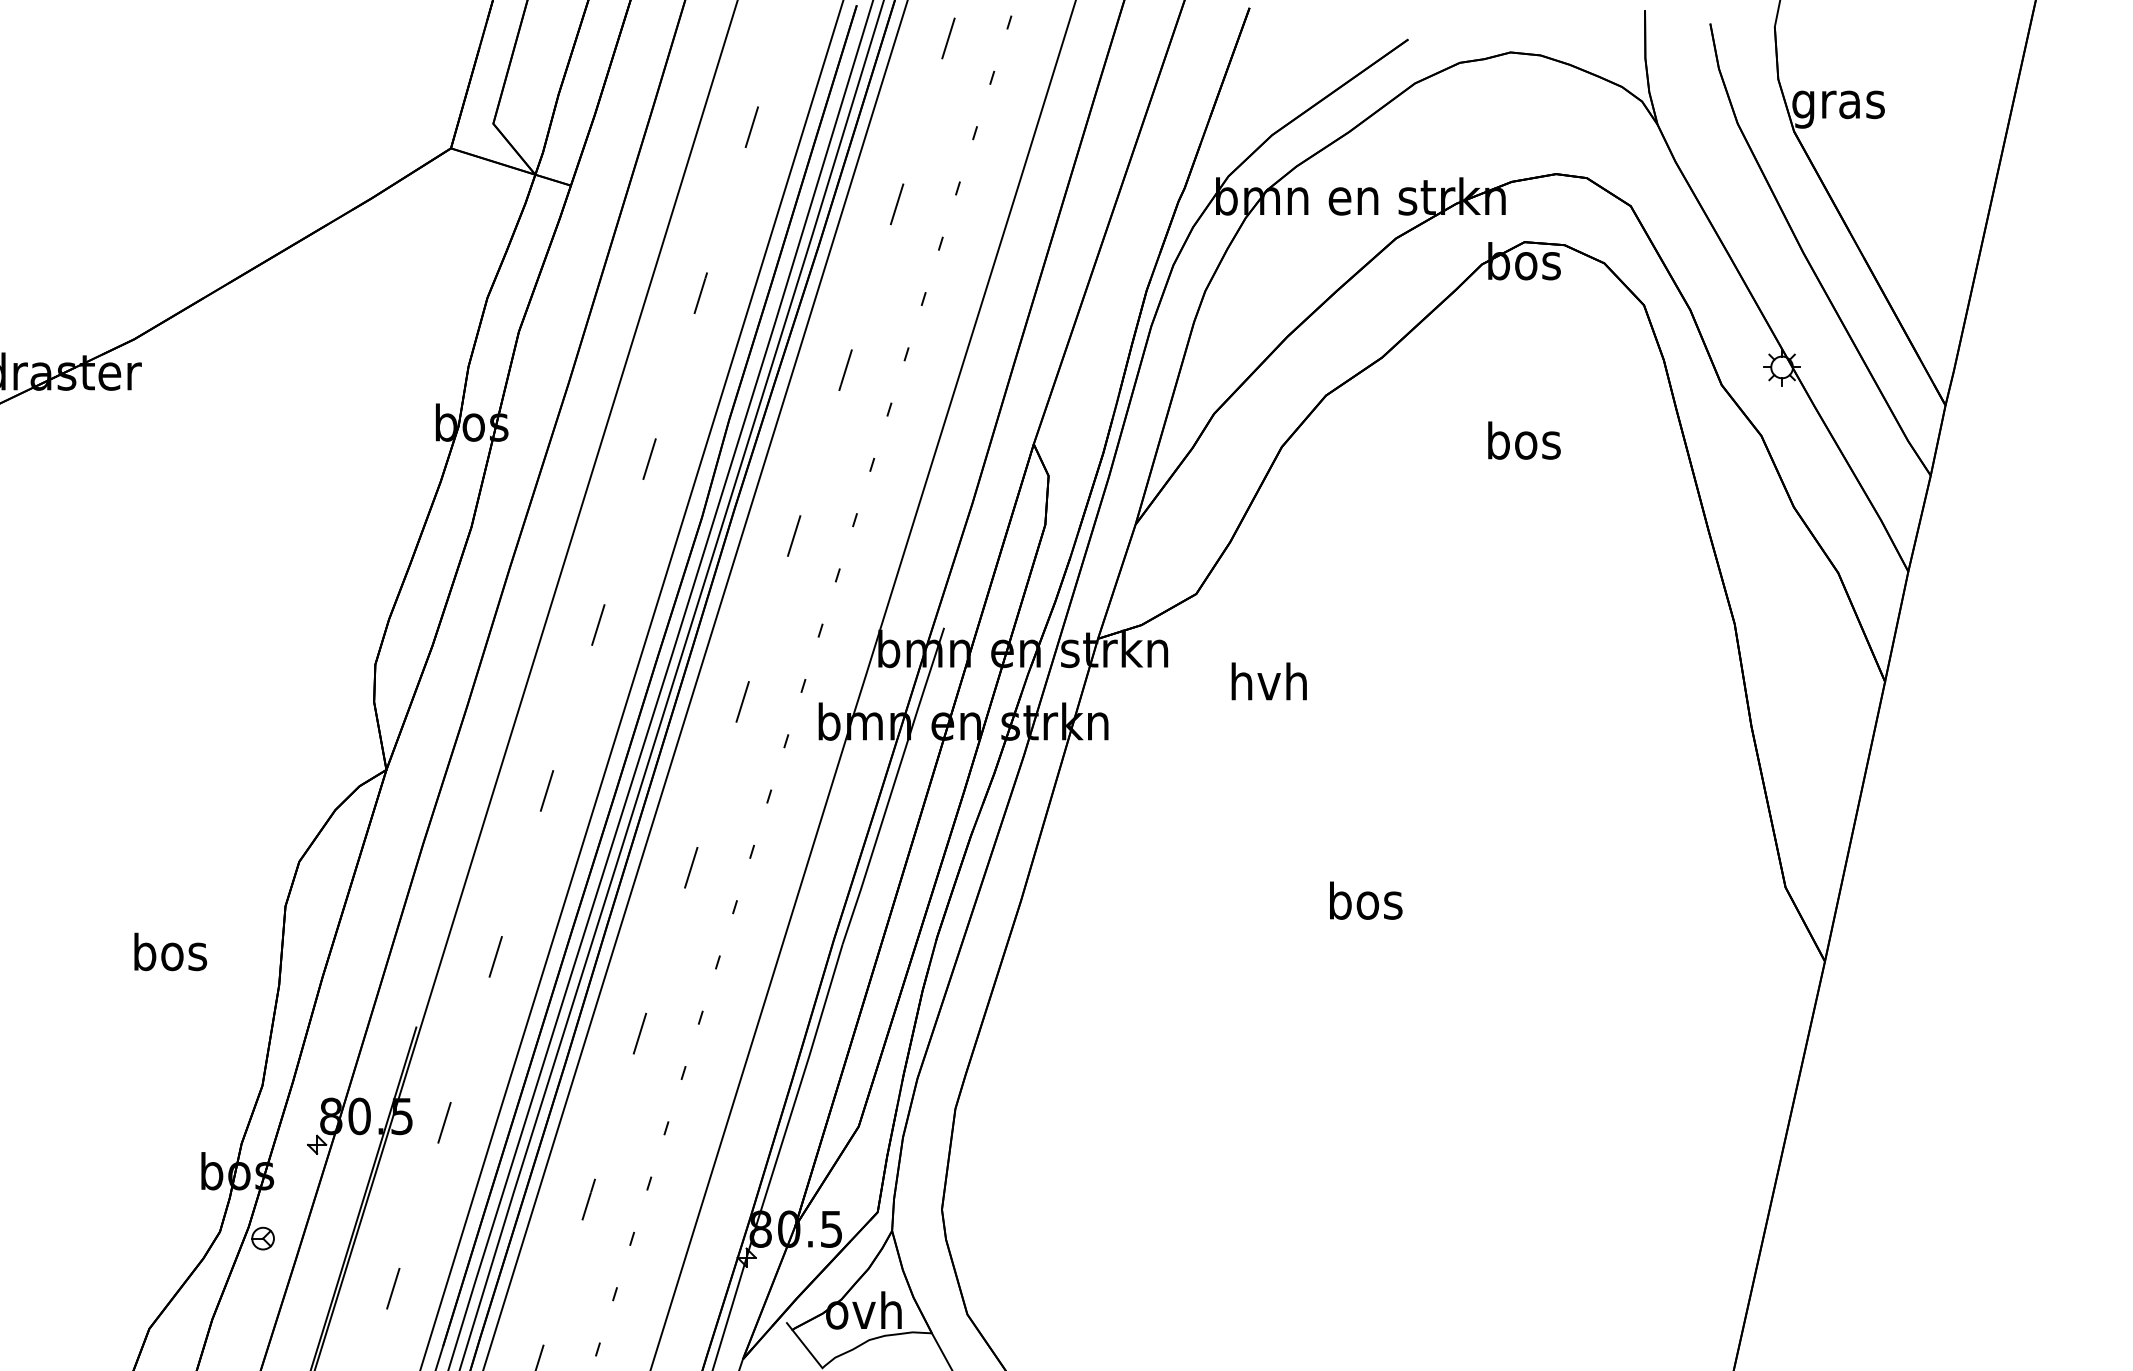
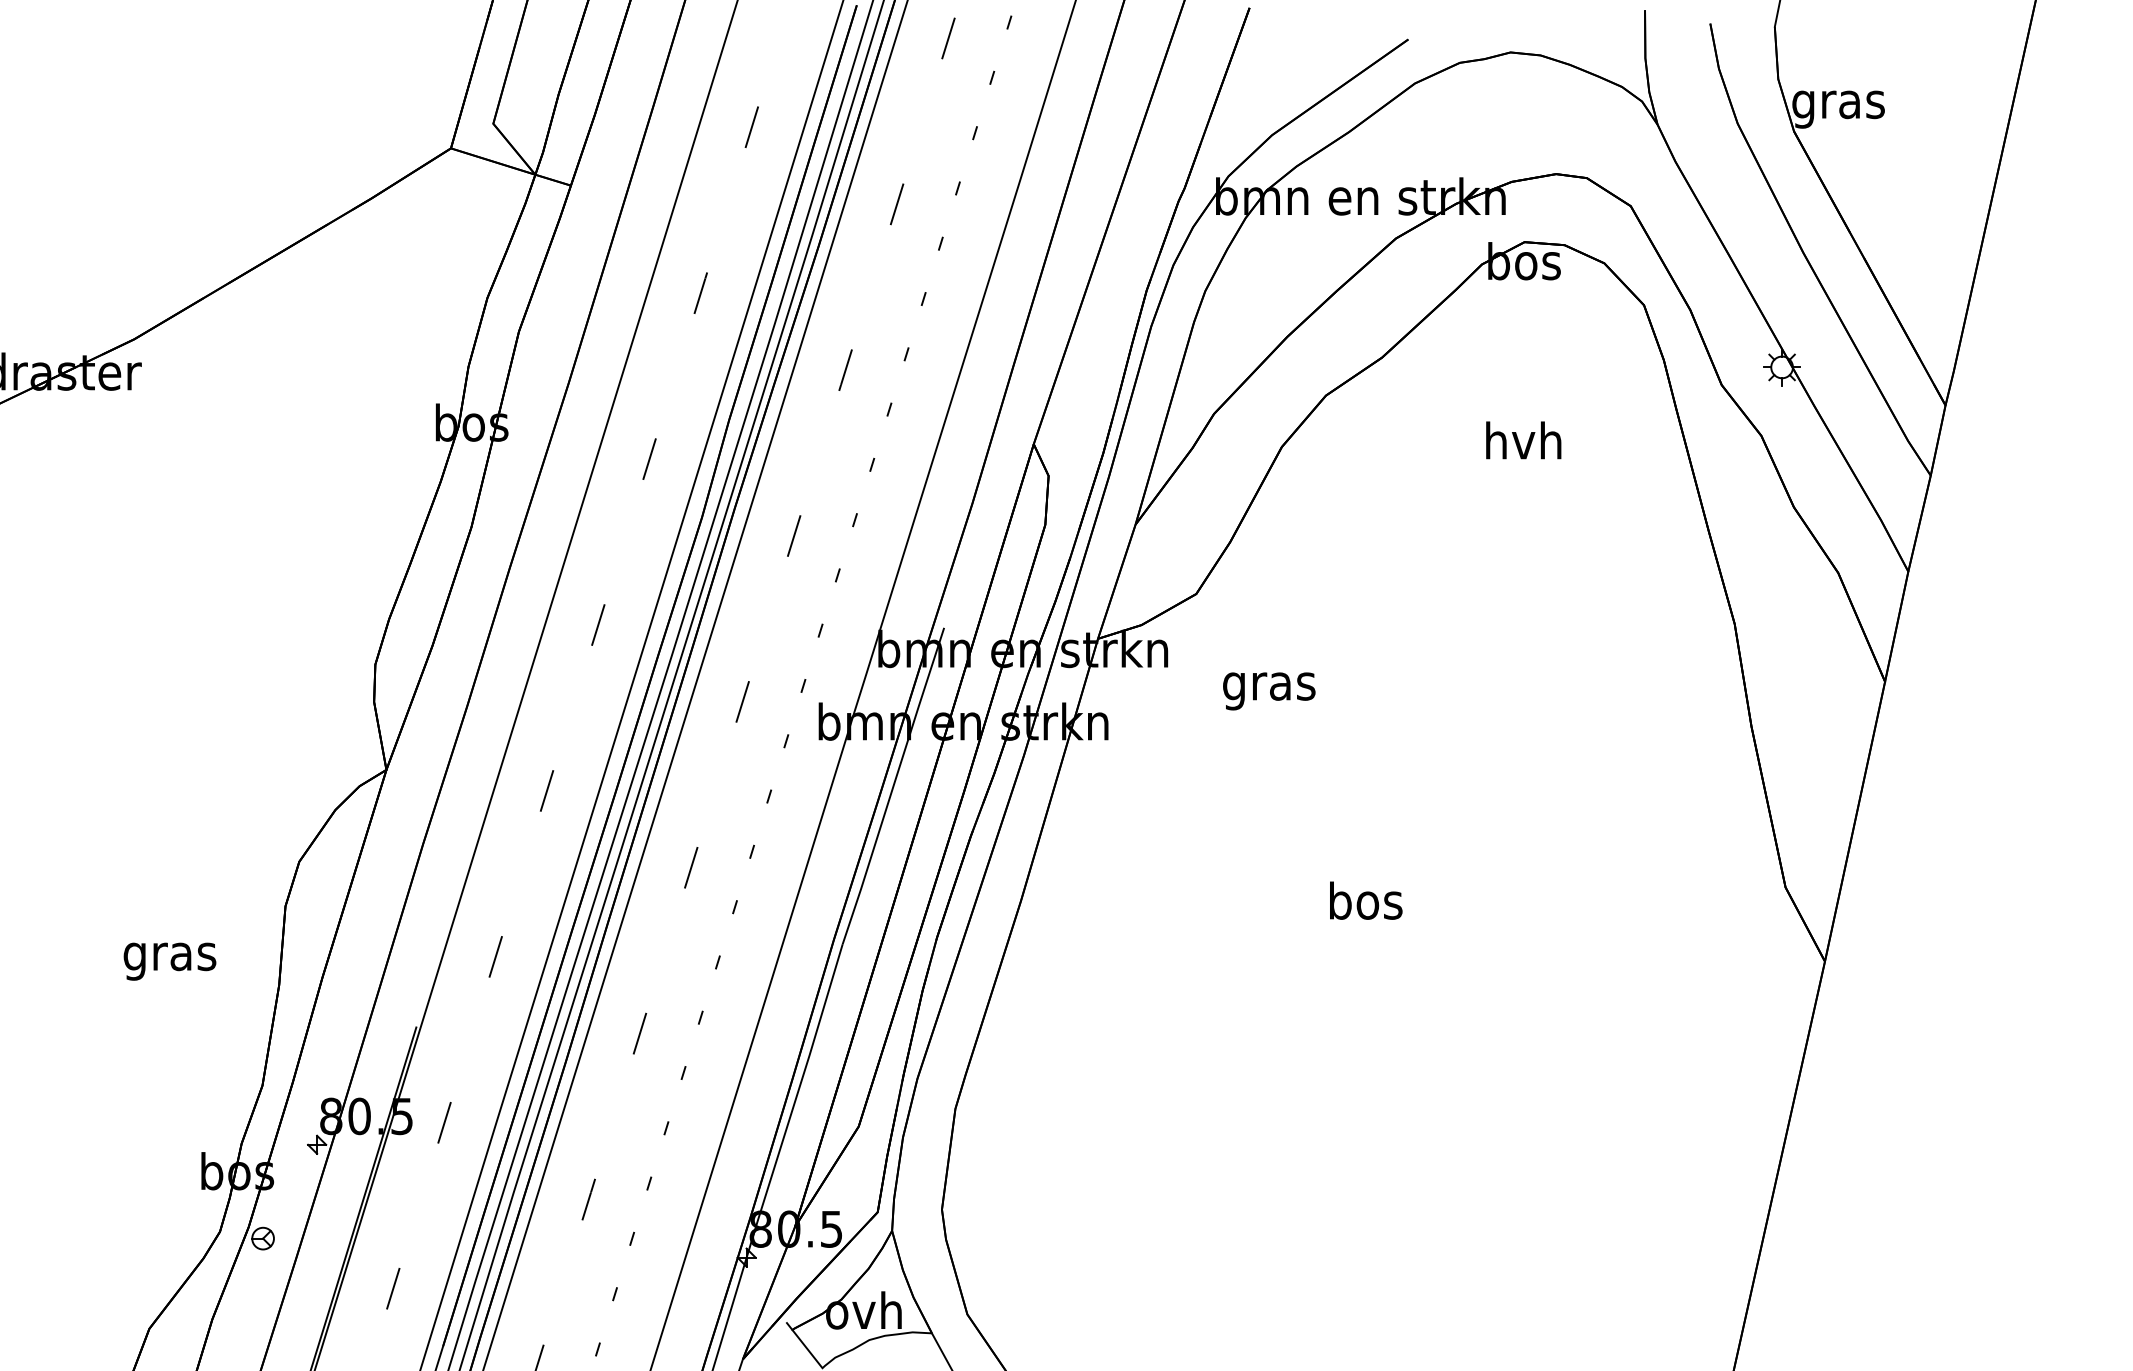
text: bos -> hvh (1523, 440)
text: hvh -> gras (1269, 686)
text: bos -> gras (169, 956)
